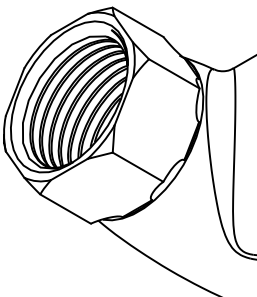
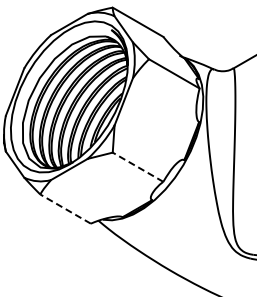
line: solid -> dashed (137, 166)
line: solid -> dashed (65, 208)
